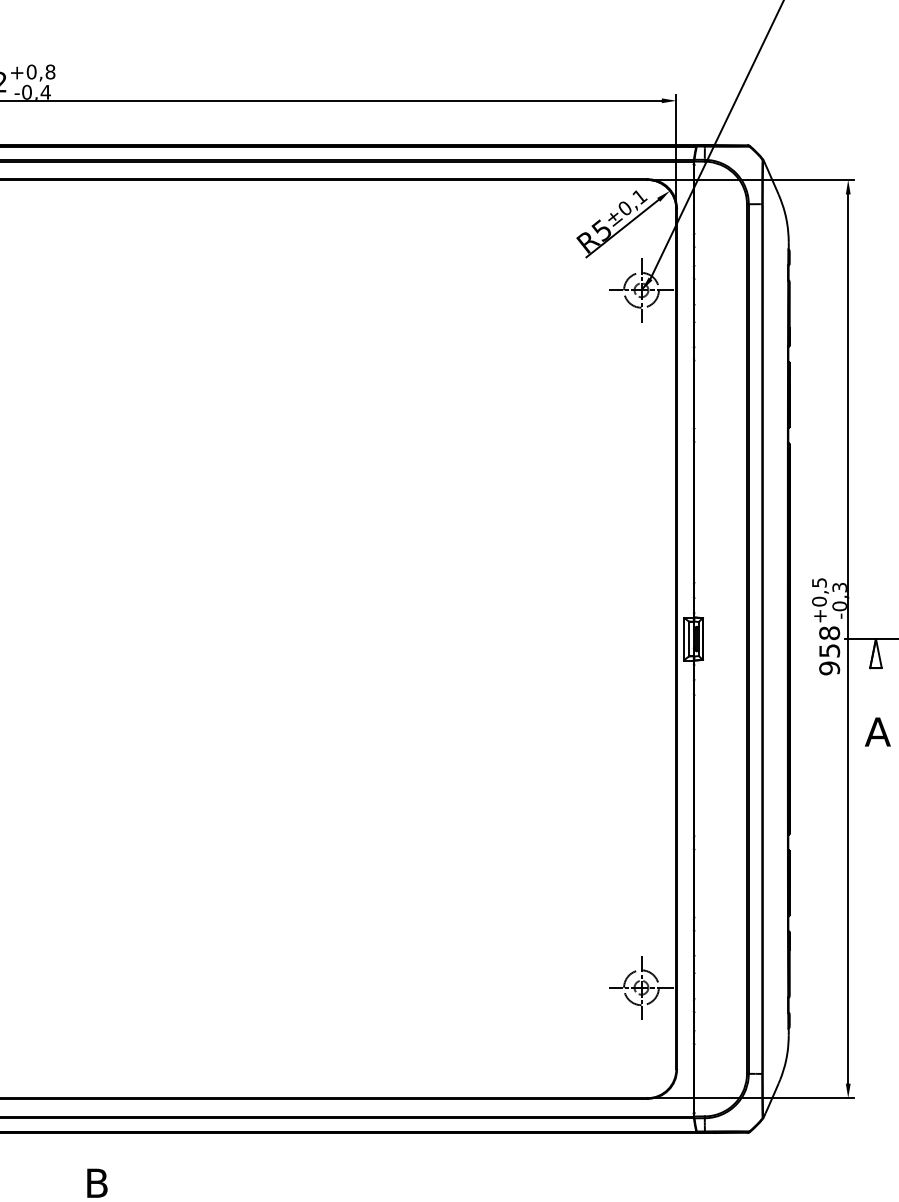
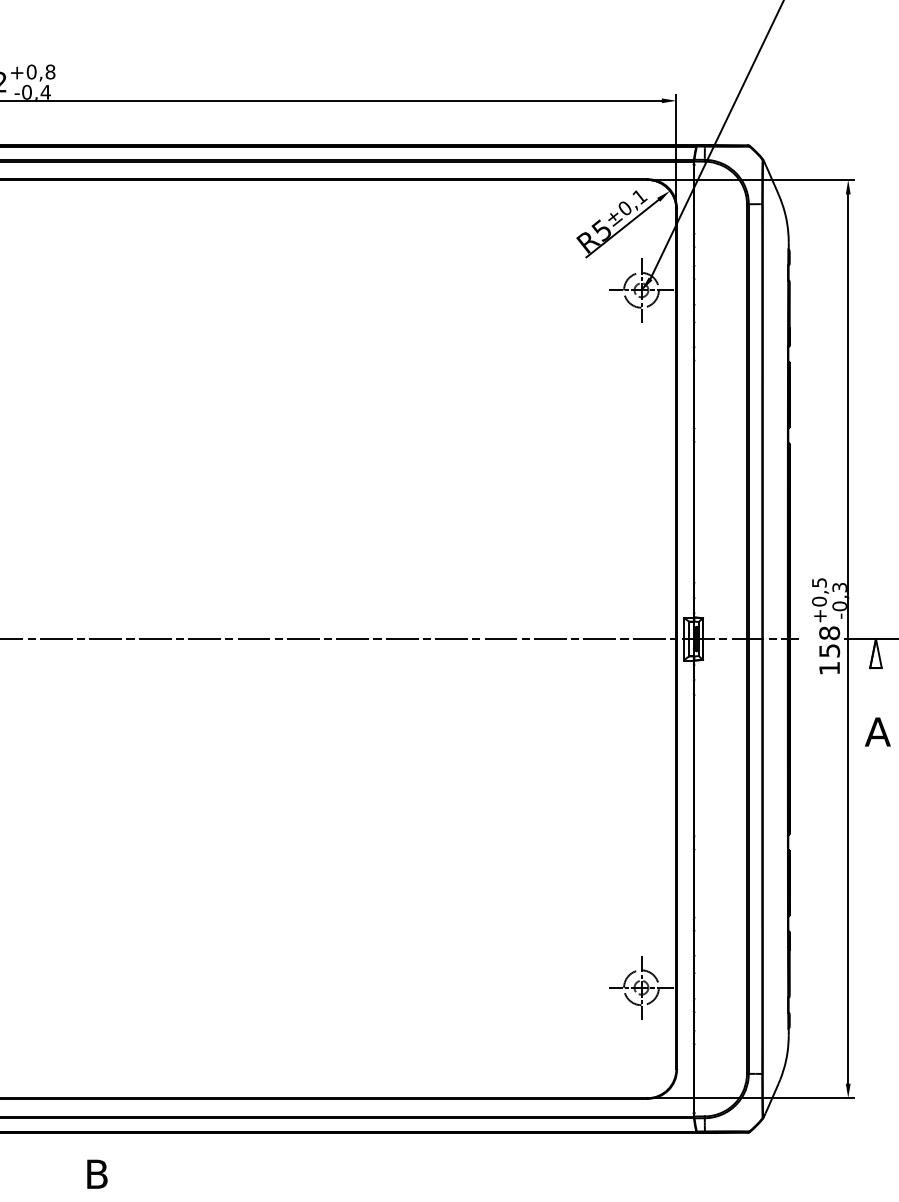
line: none -> present (400, 639)
text: 958 -> 158 (829, 668)
text position: (97, 1182) -> (97, 1173) (97, 1173)
